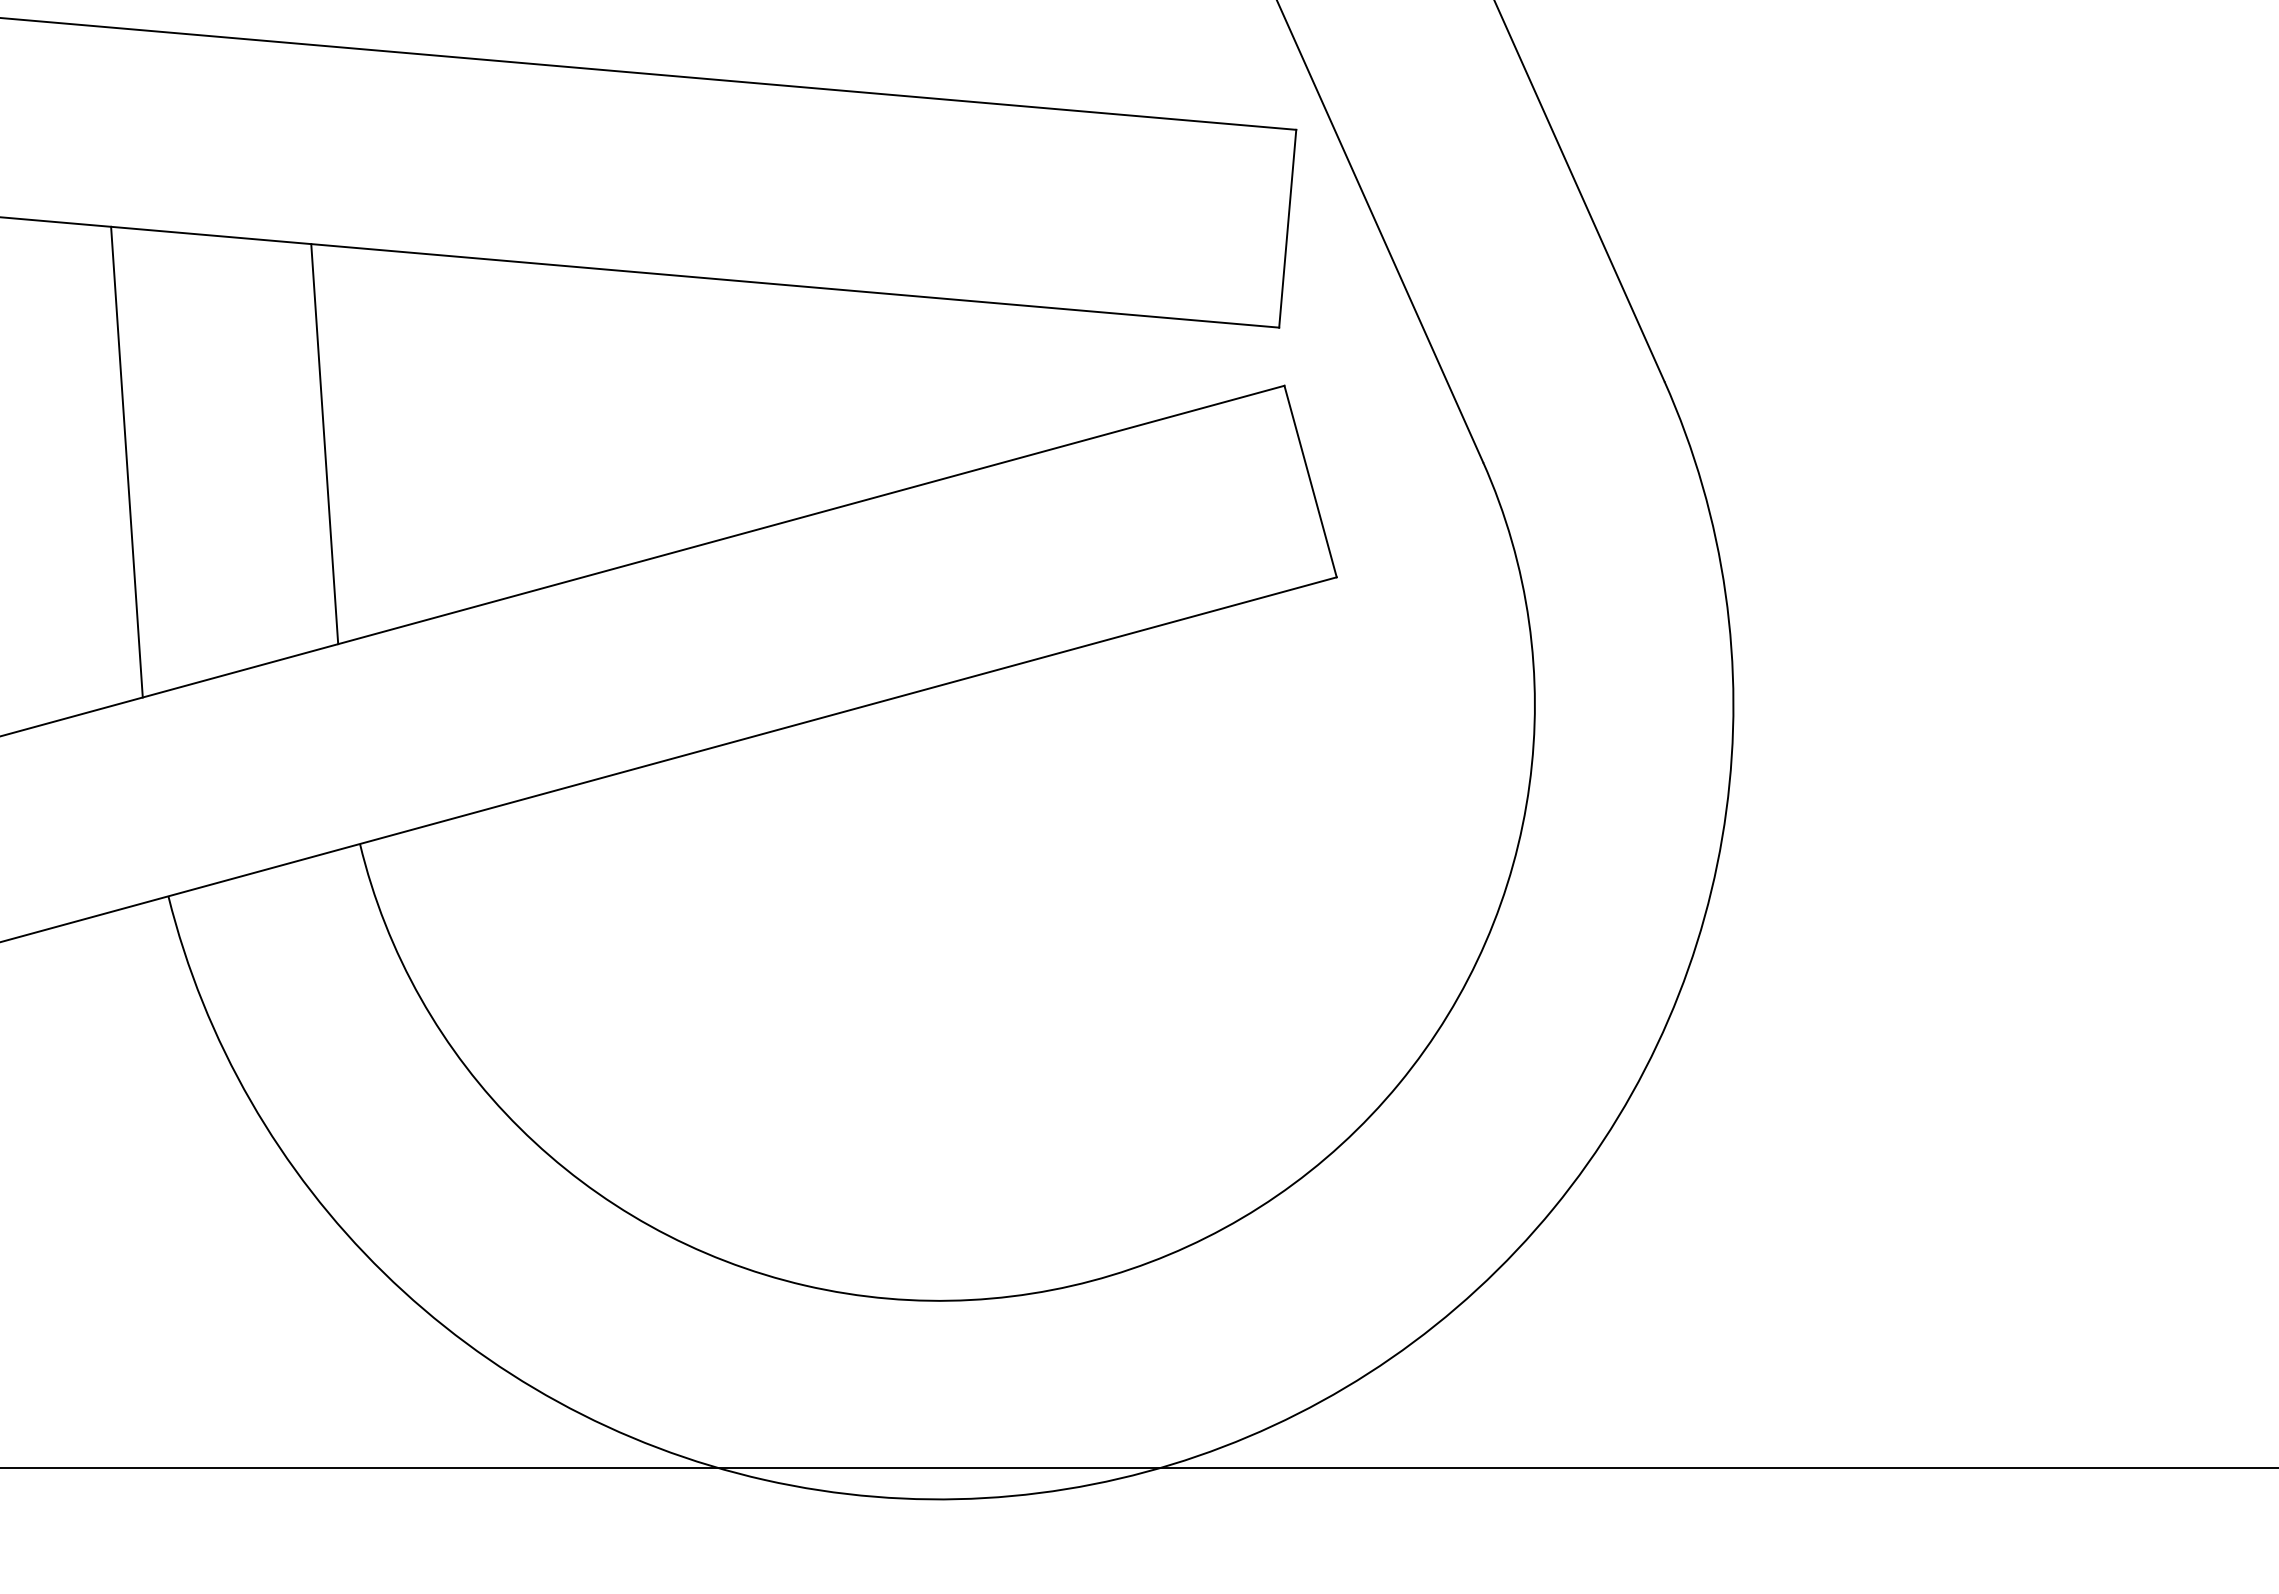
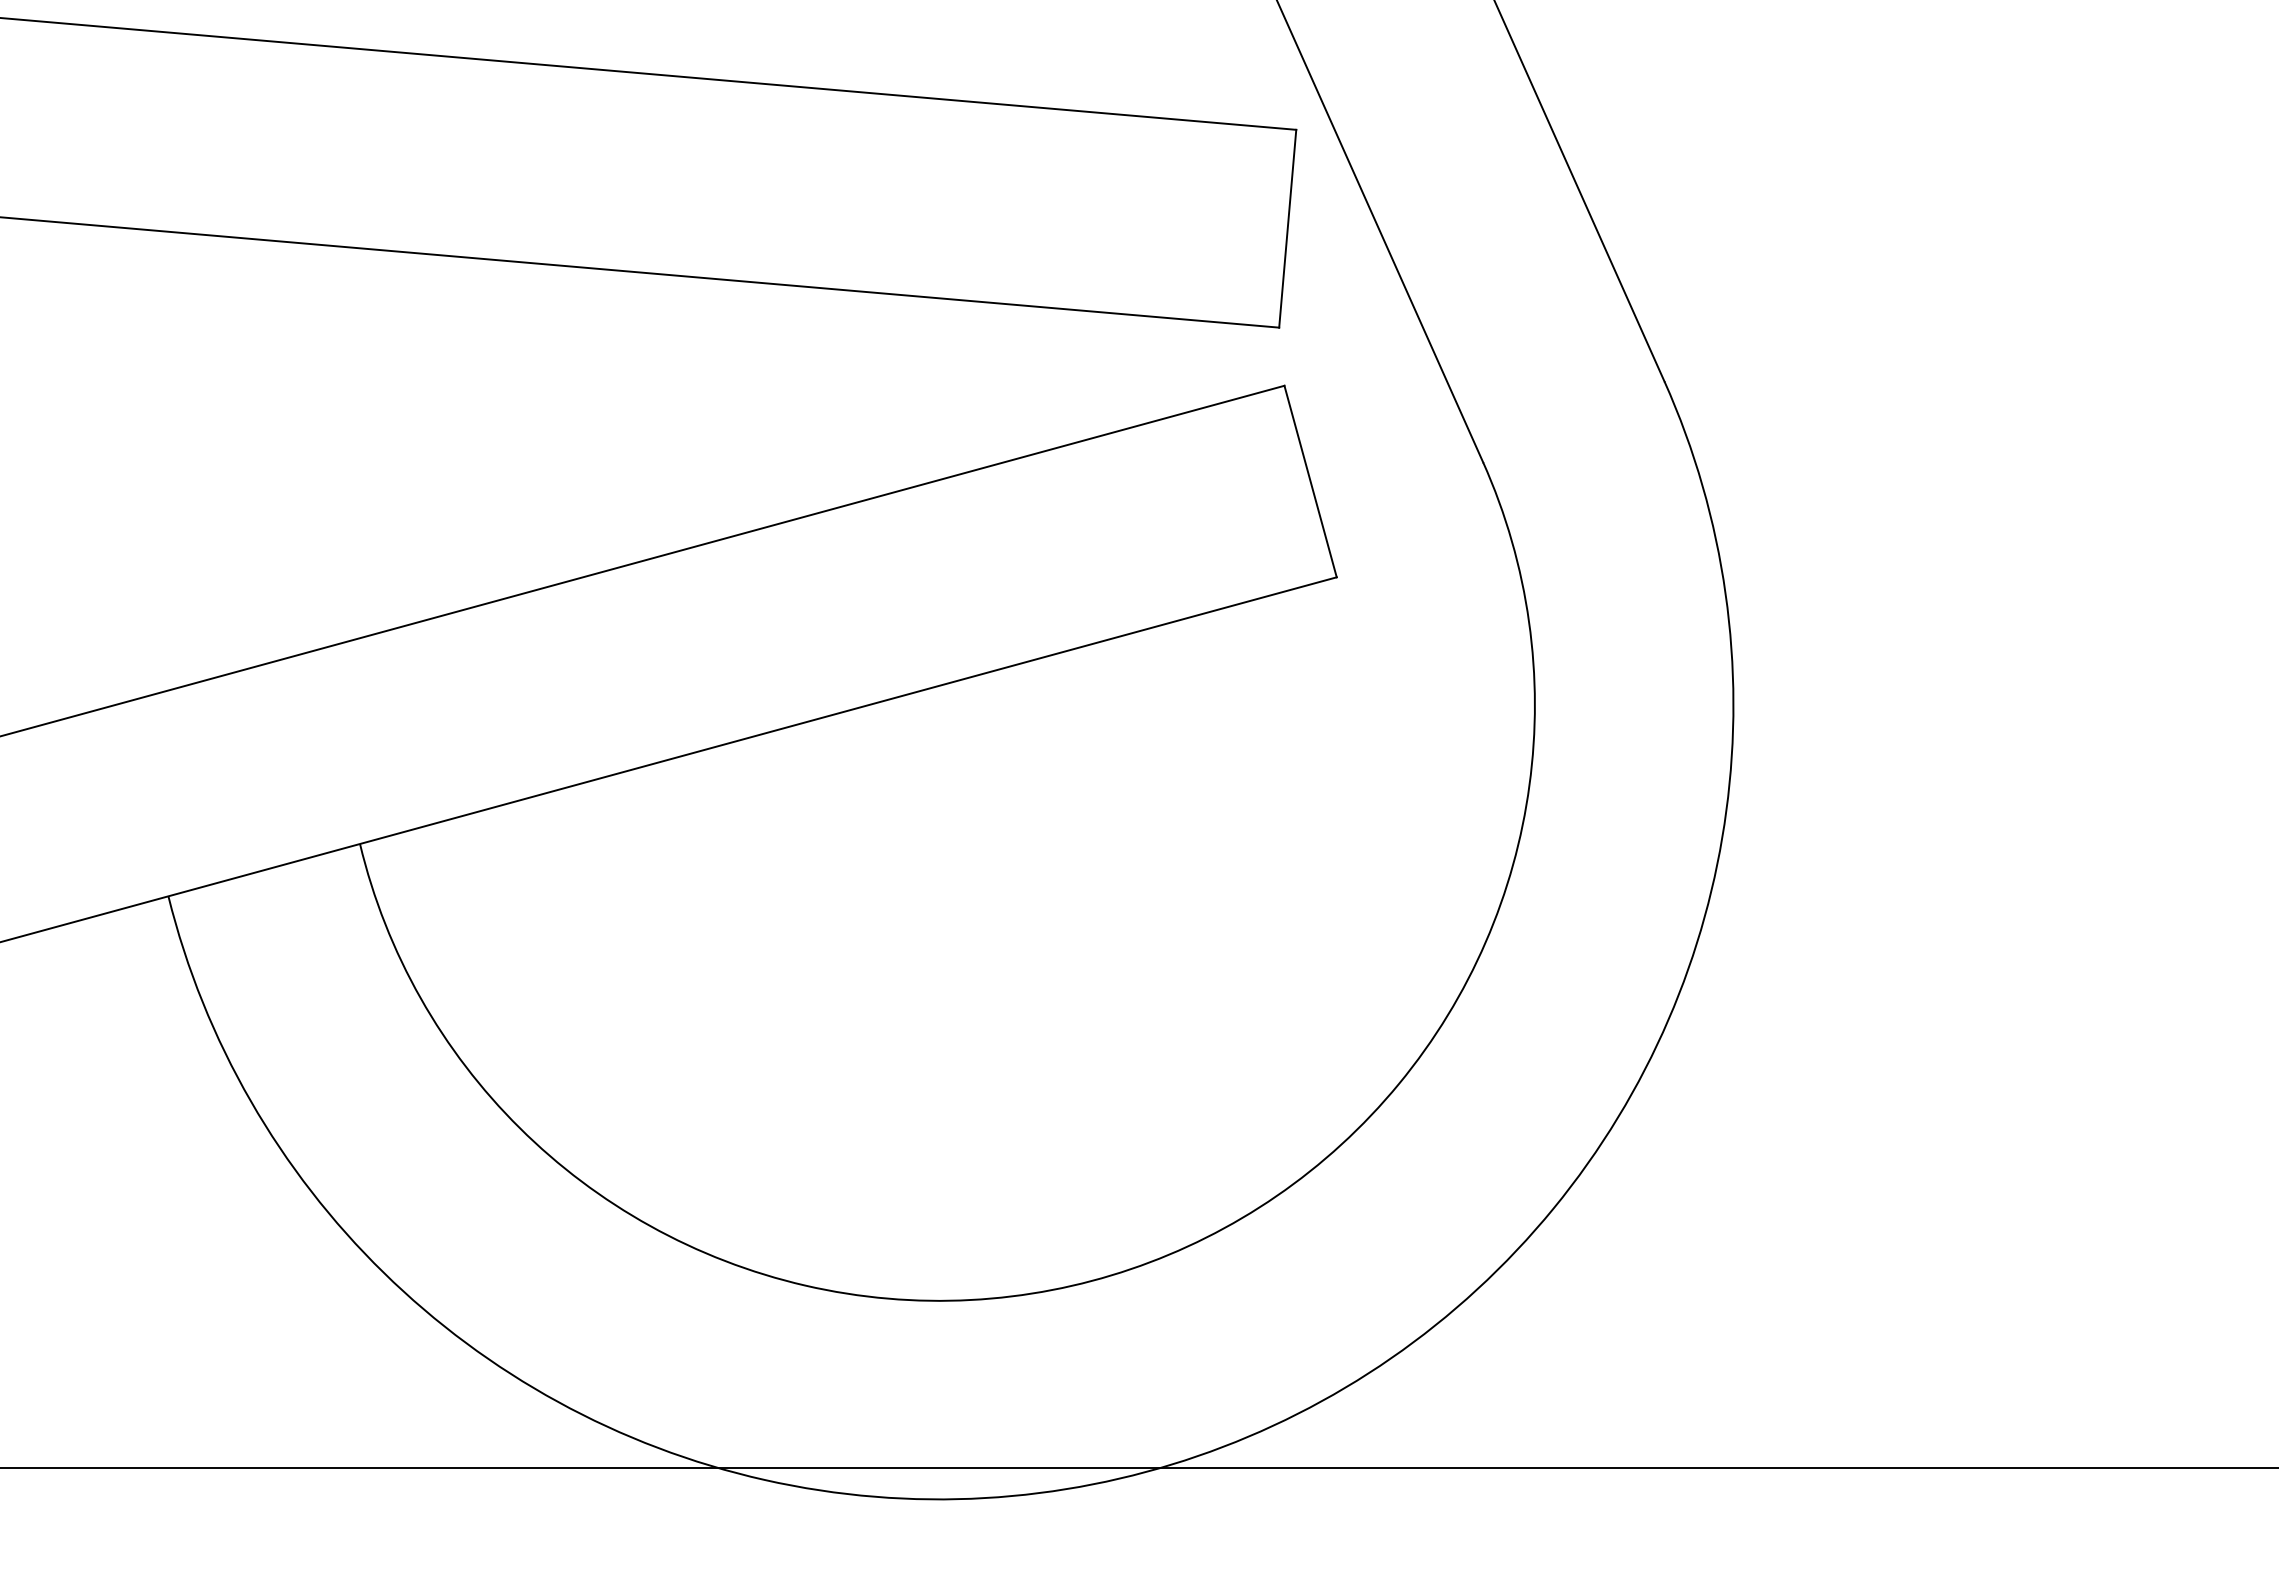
line: present -> none (324, 444)
line: present -> none (126, 461)
